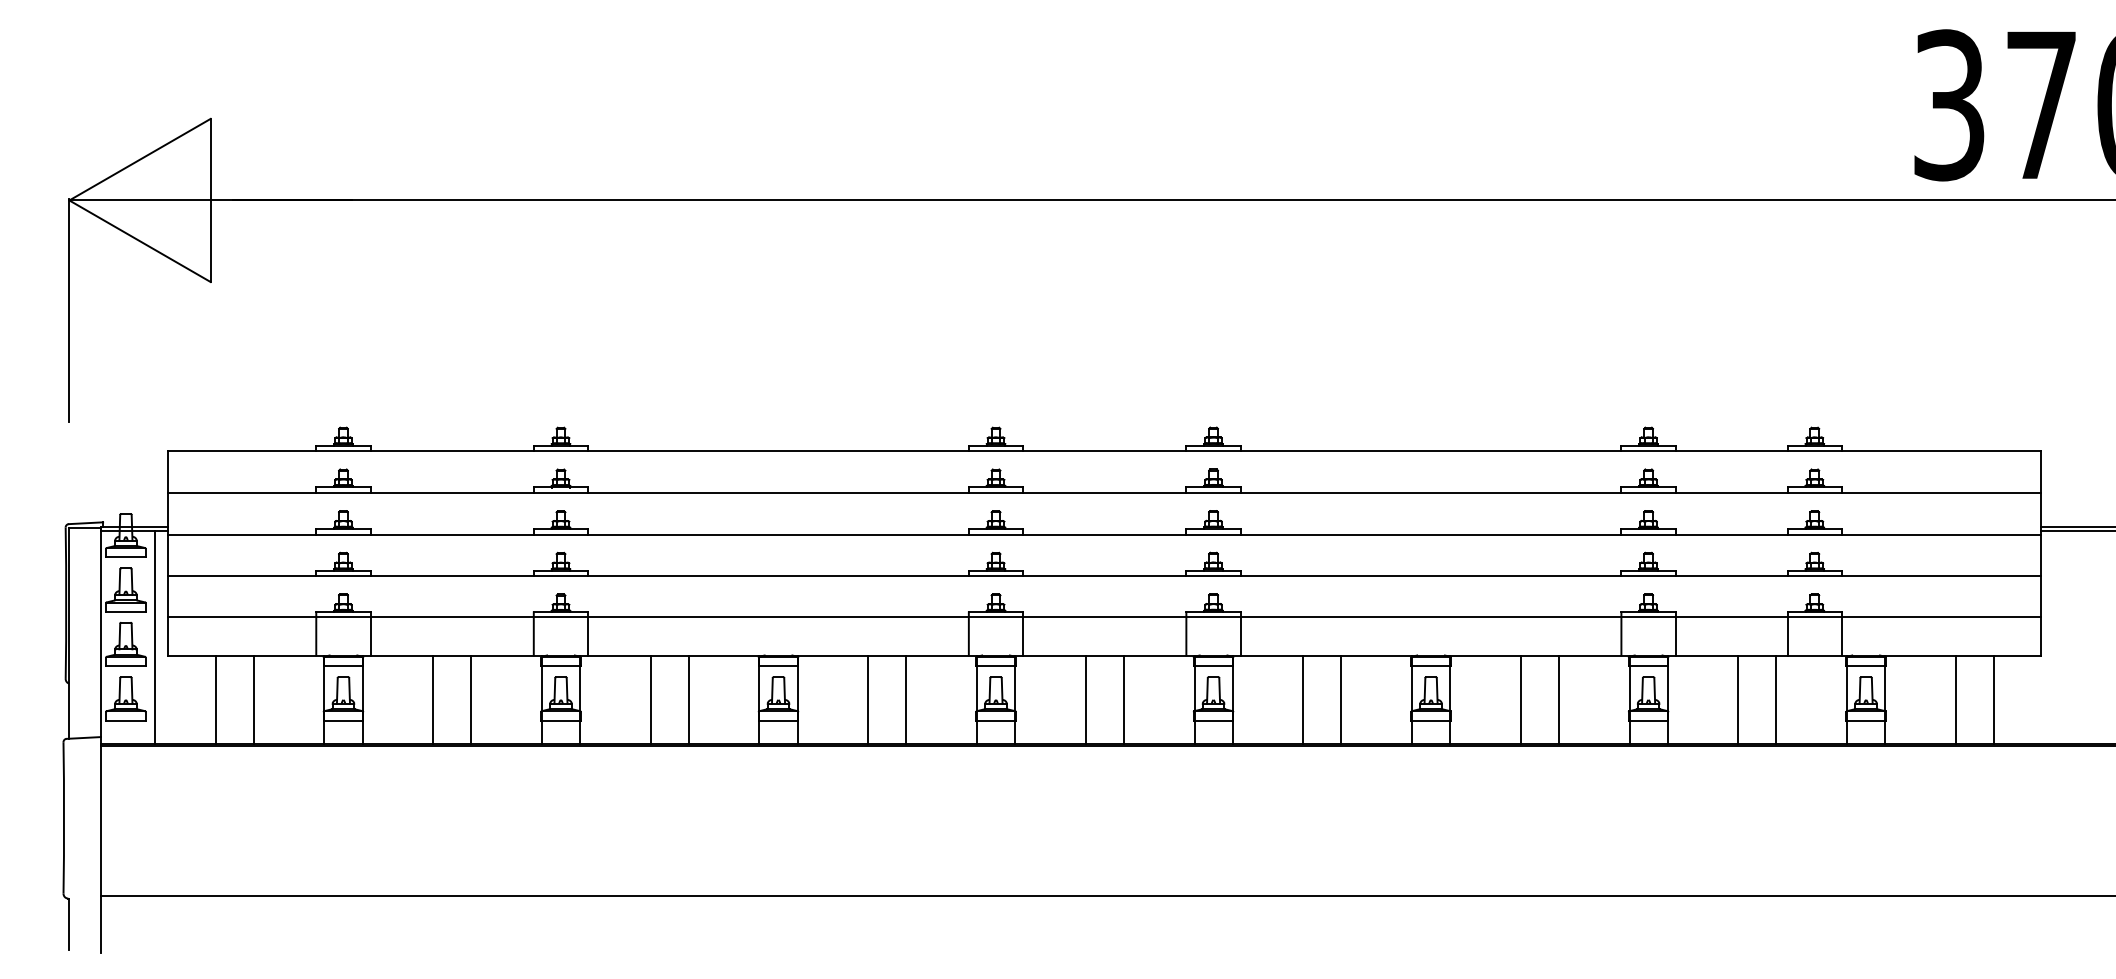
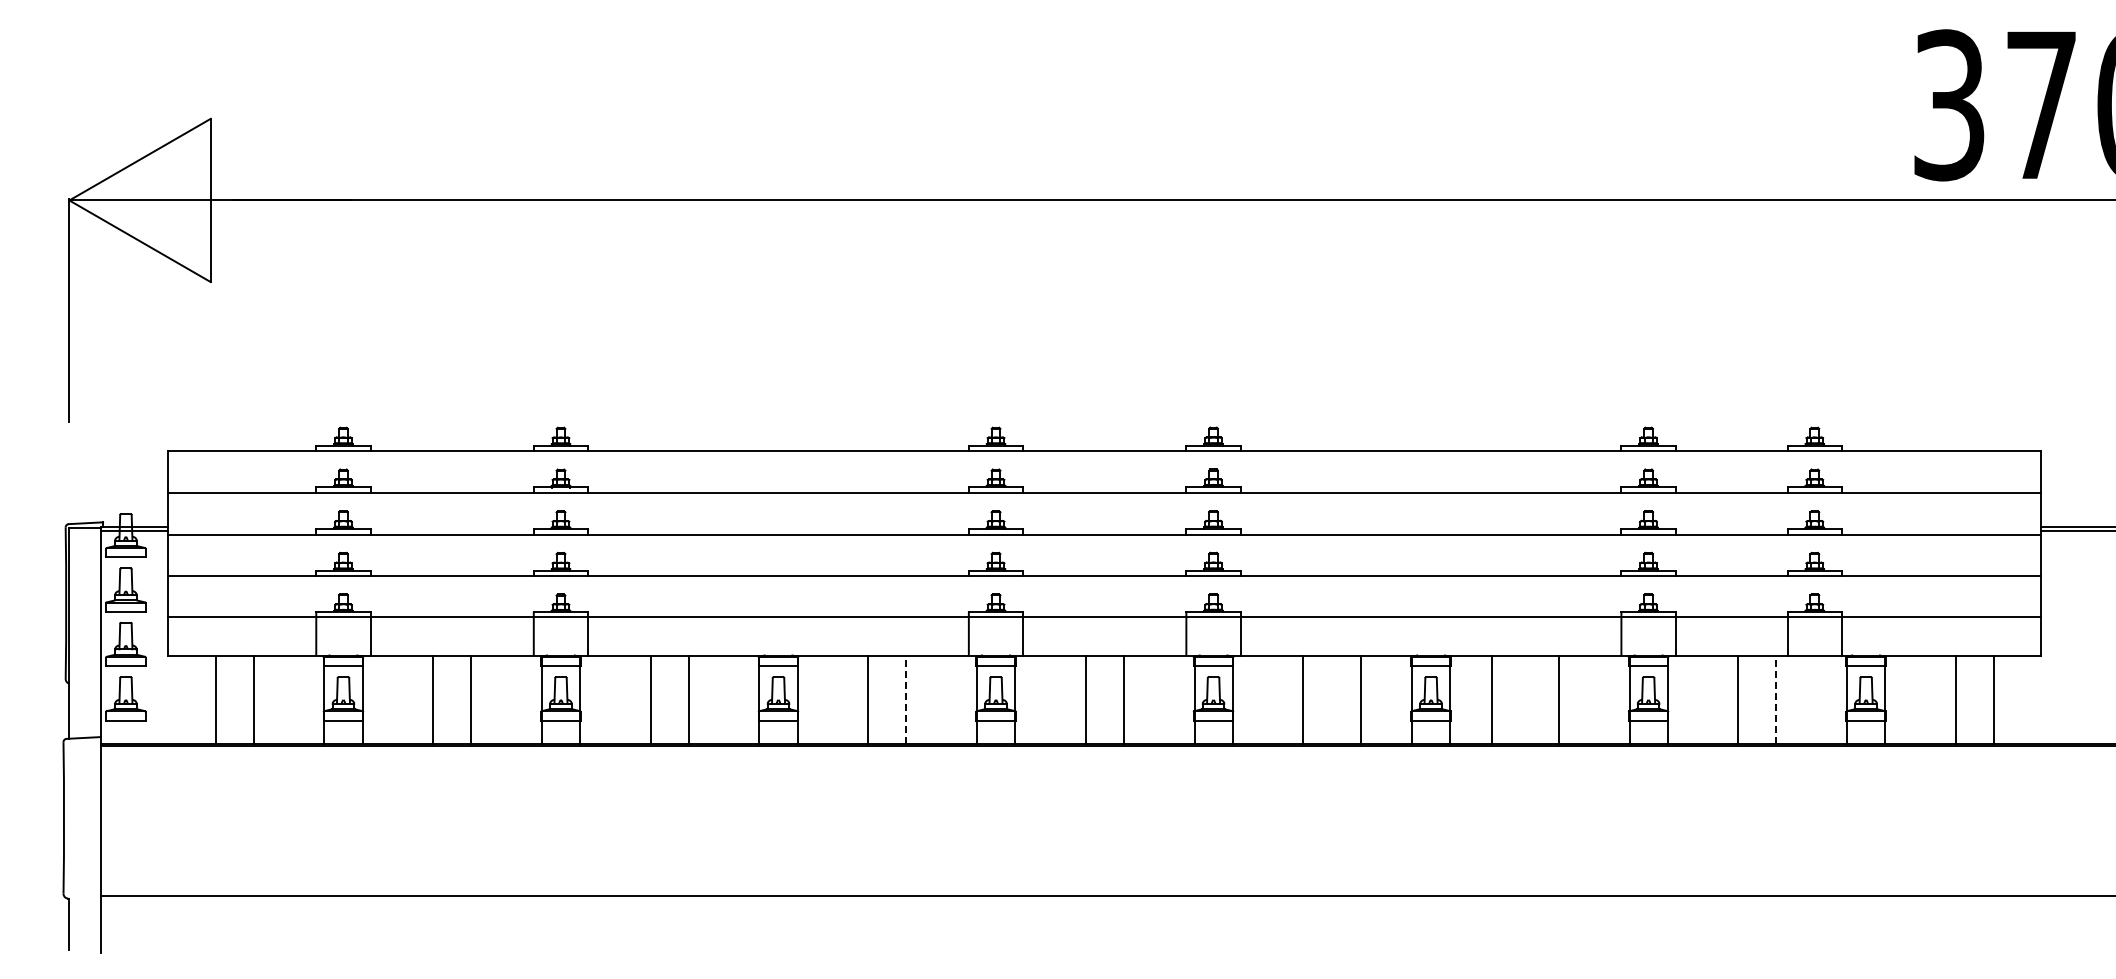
line: present -> none (154, 636)
line: solid -> dashed (906, 699)
line position: (1341, 699) -> (1361, 699) (1361, 699)
line position: (1520, 699) -> (1491, 699) (1491, 699)
line: solid -> dashed (1776, 699)
